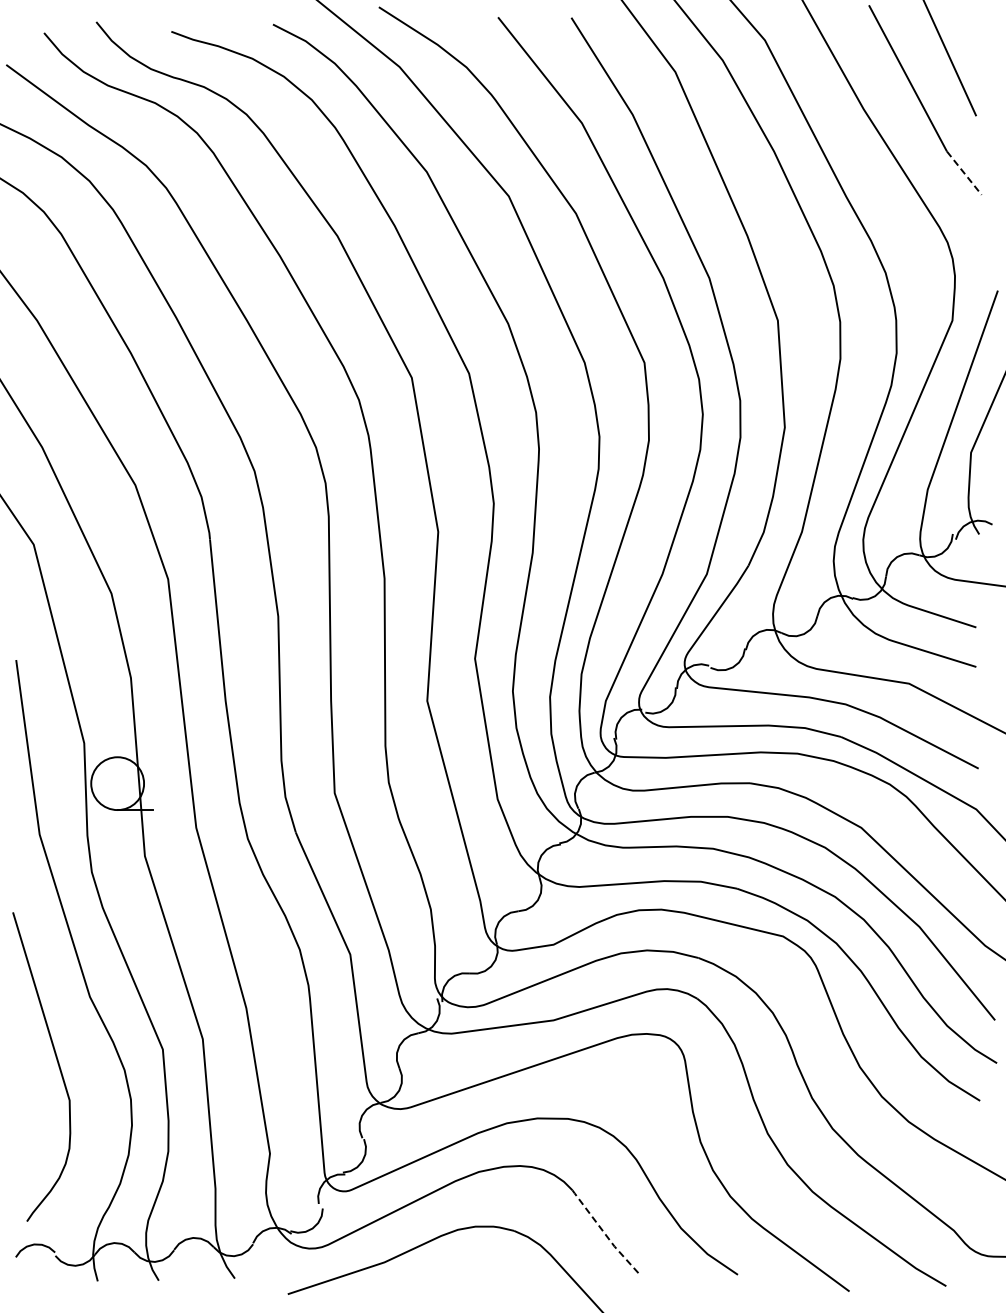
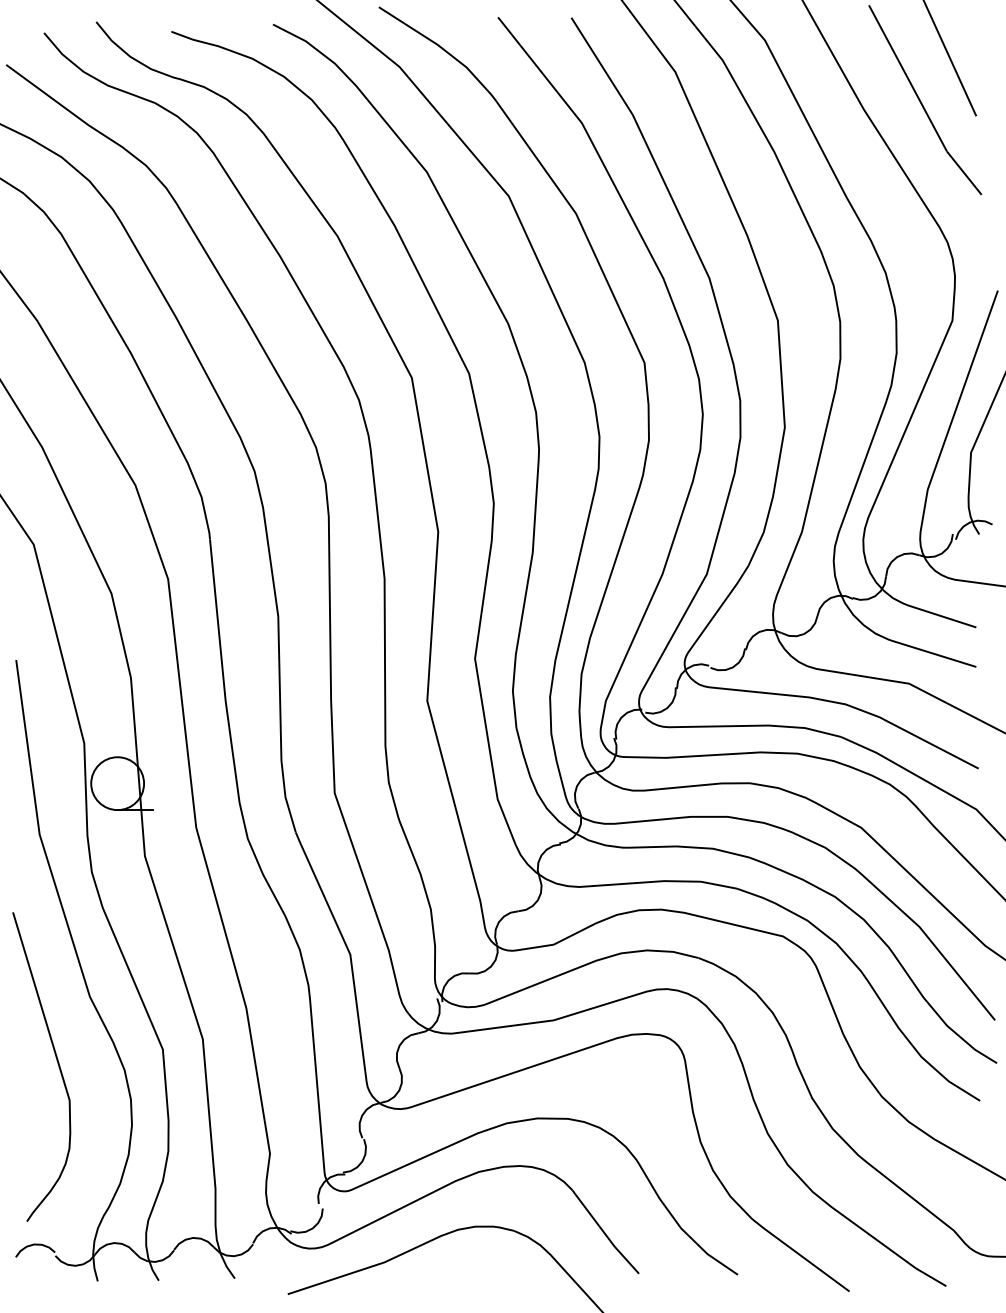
line: dashed -> solid (964, 173)
line: dashed -> solid (604, 1233)
